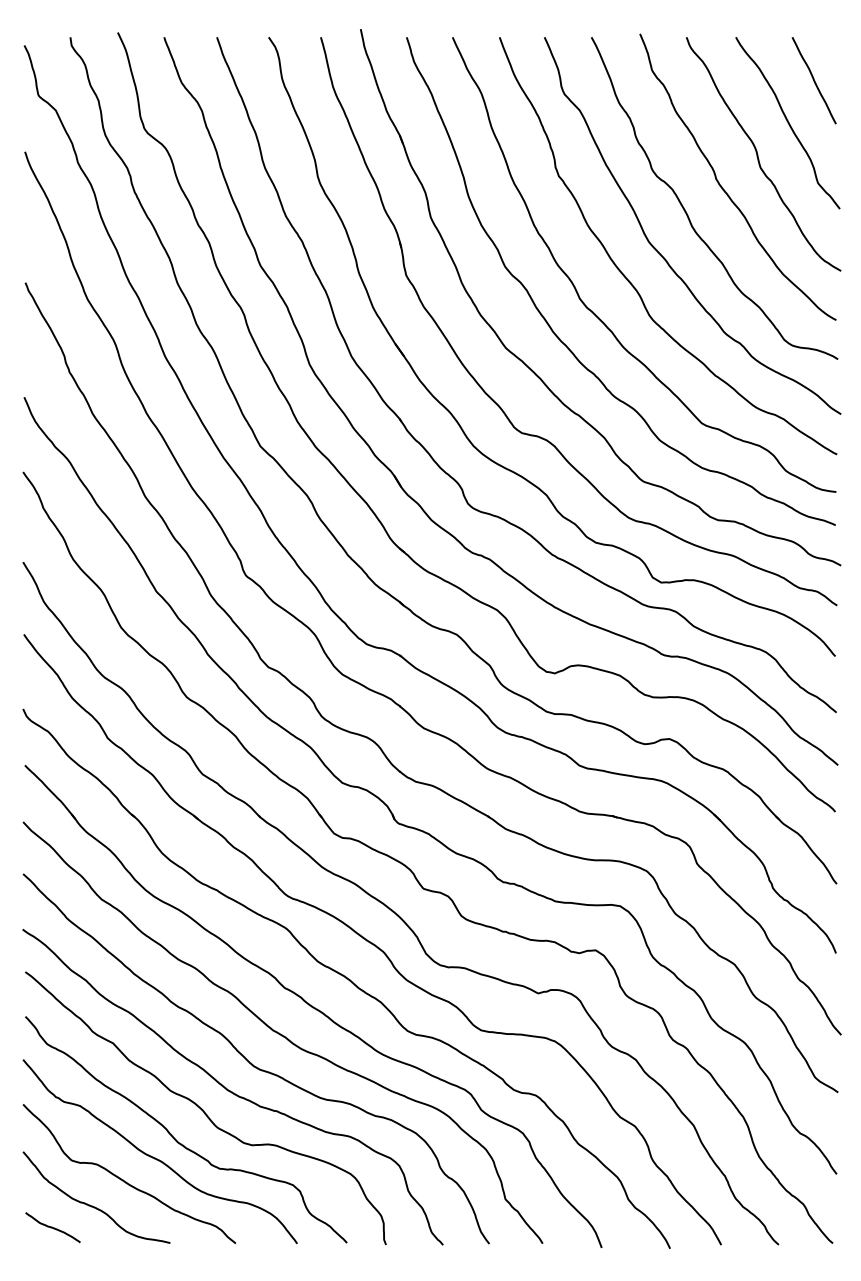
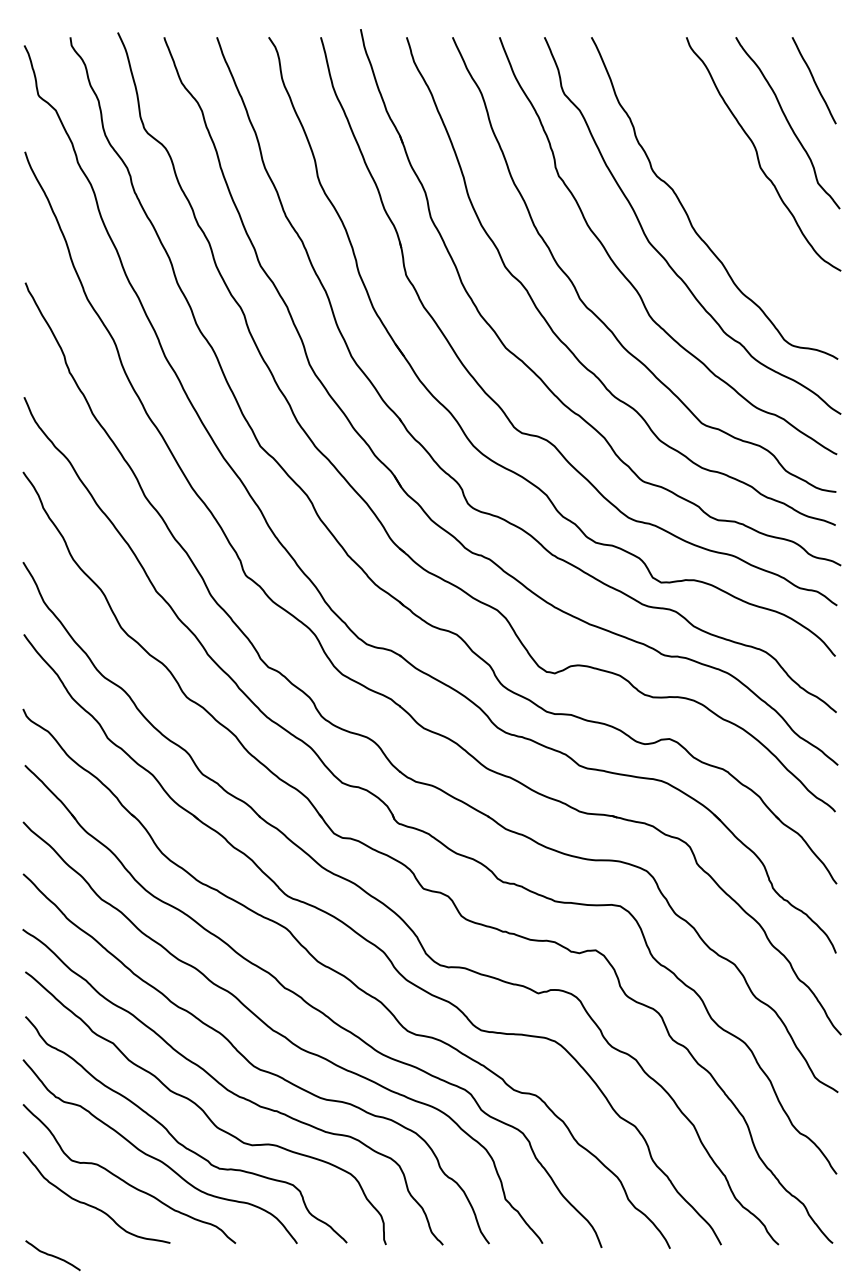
curve: present -> none (722, 186)
curve position: (52, 1227) -> (52, 1255) (52, 1255)
